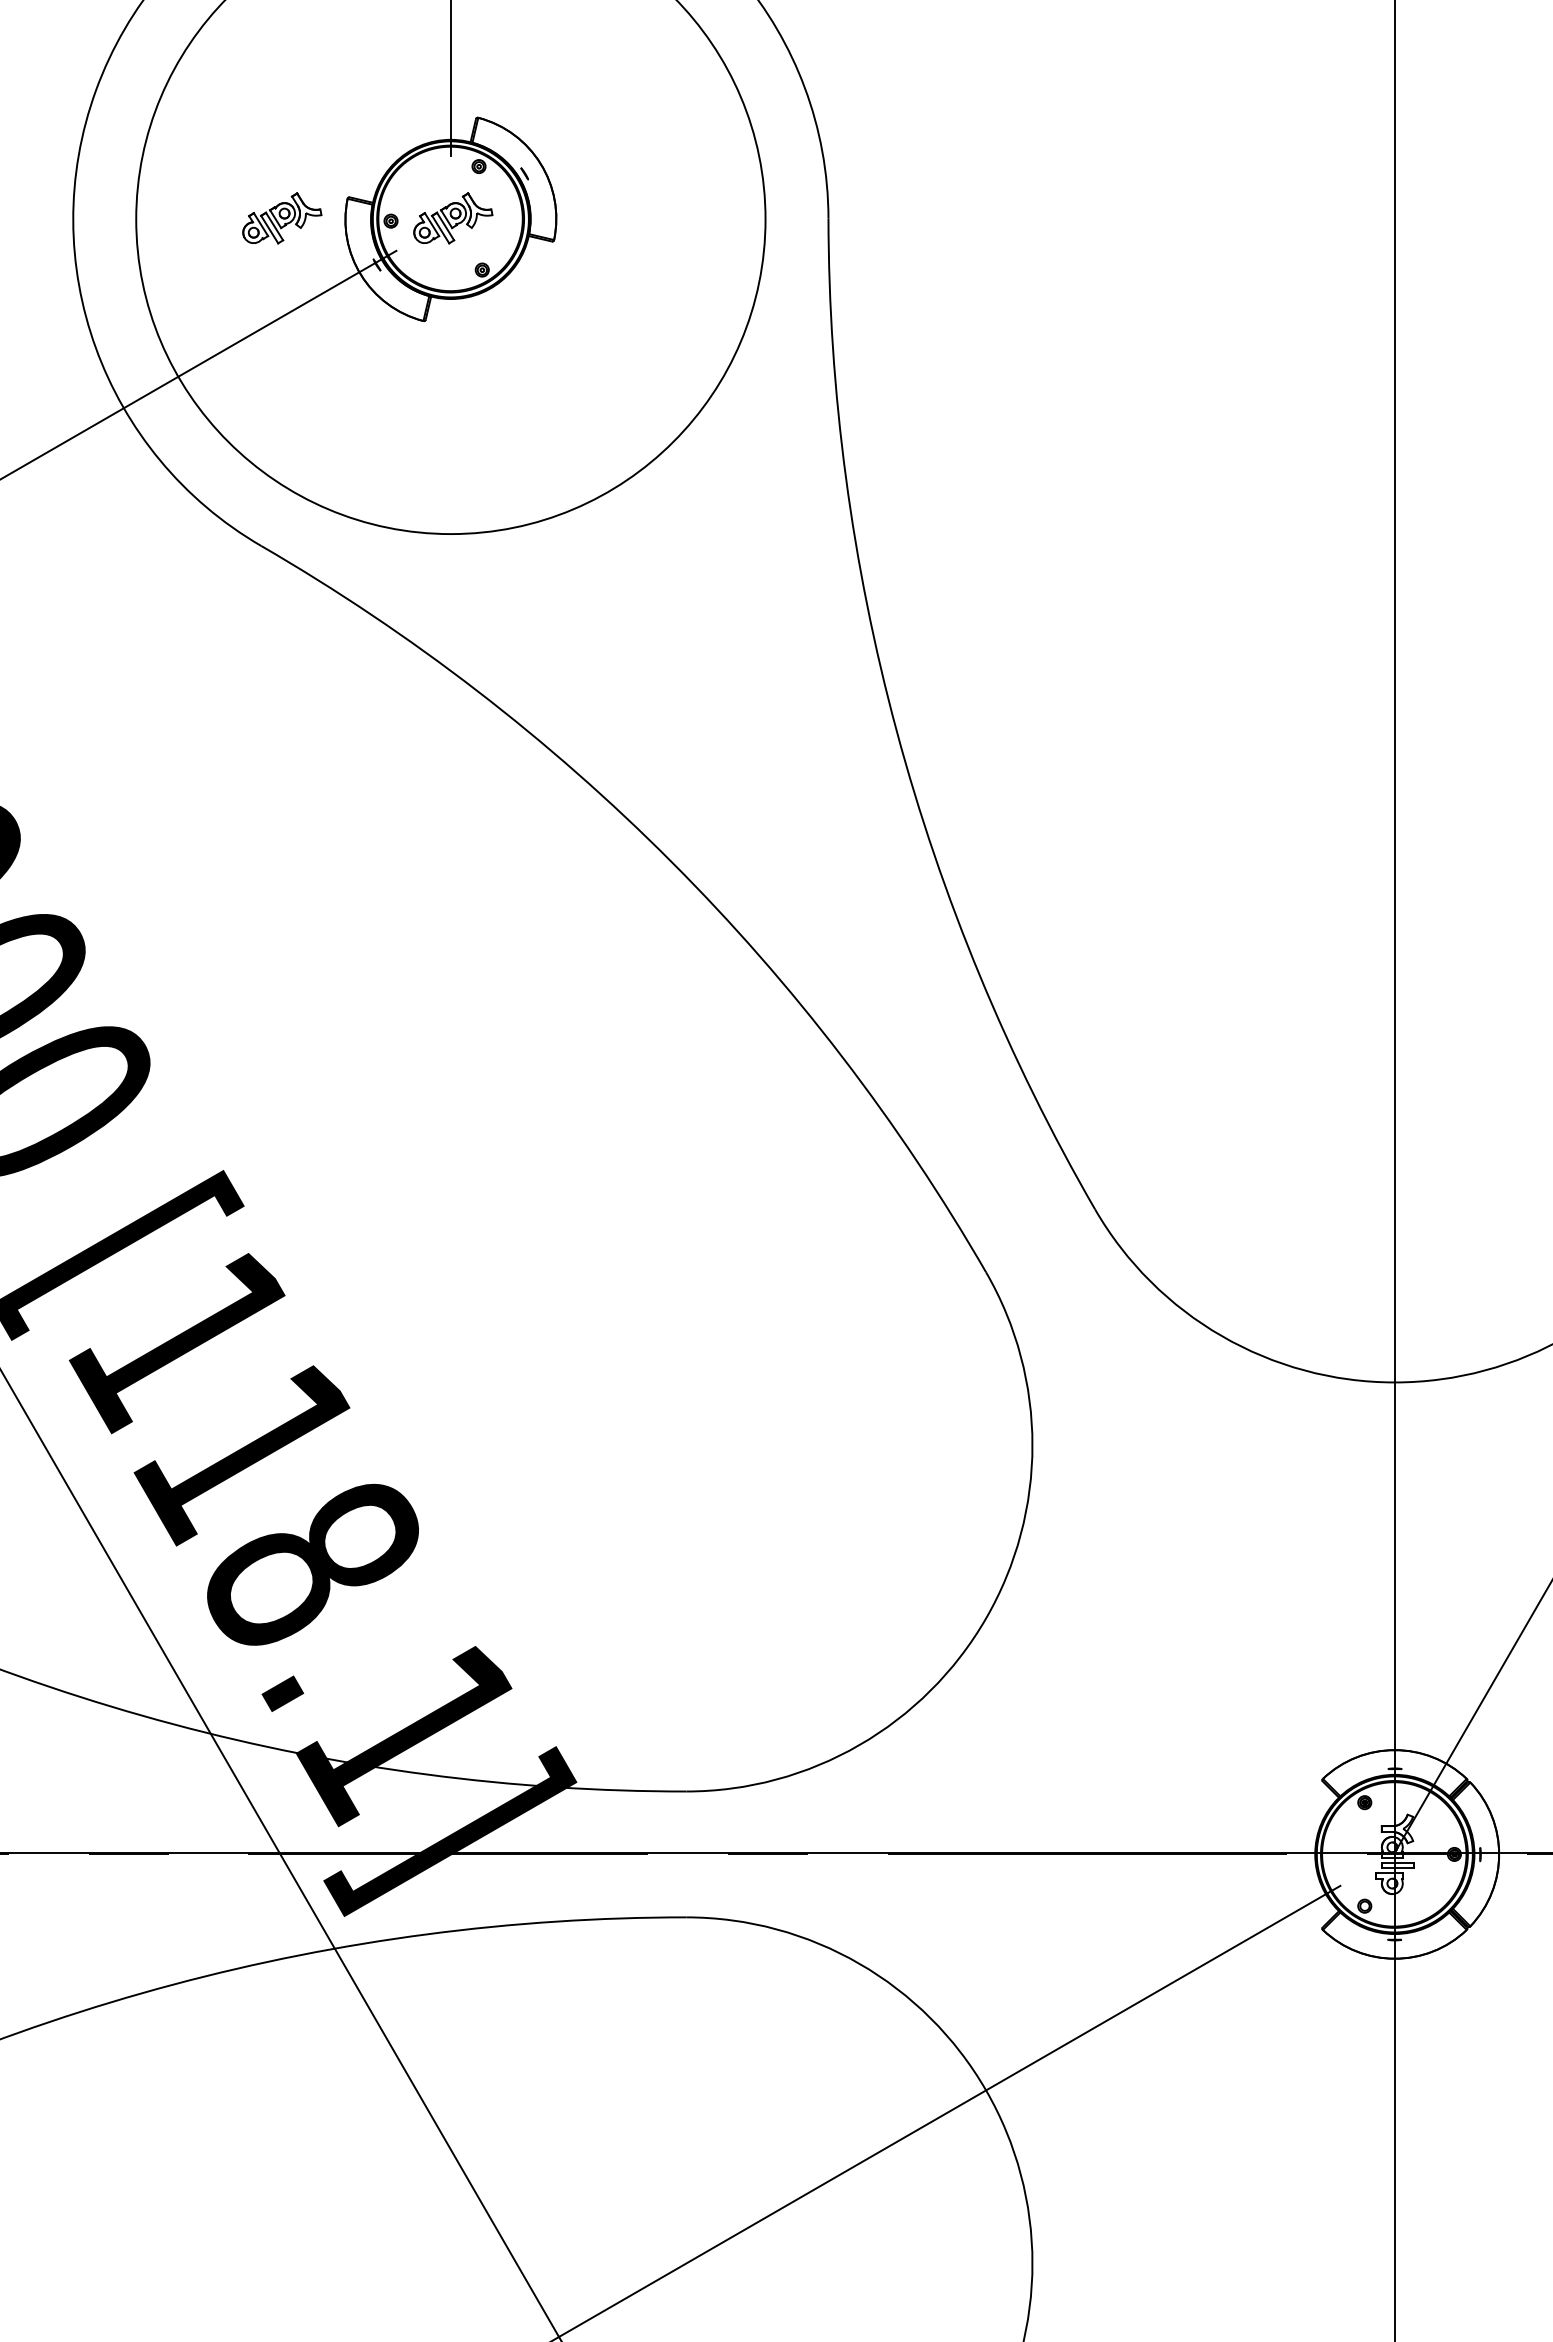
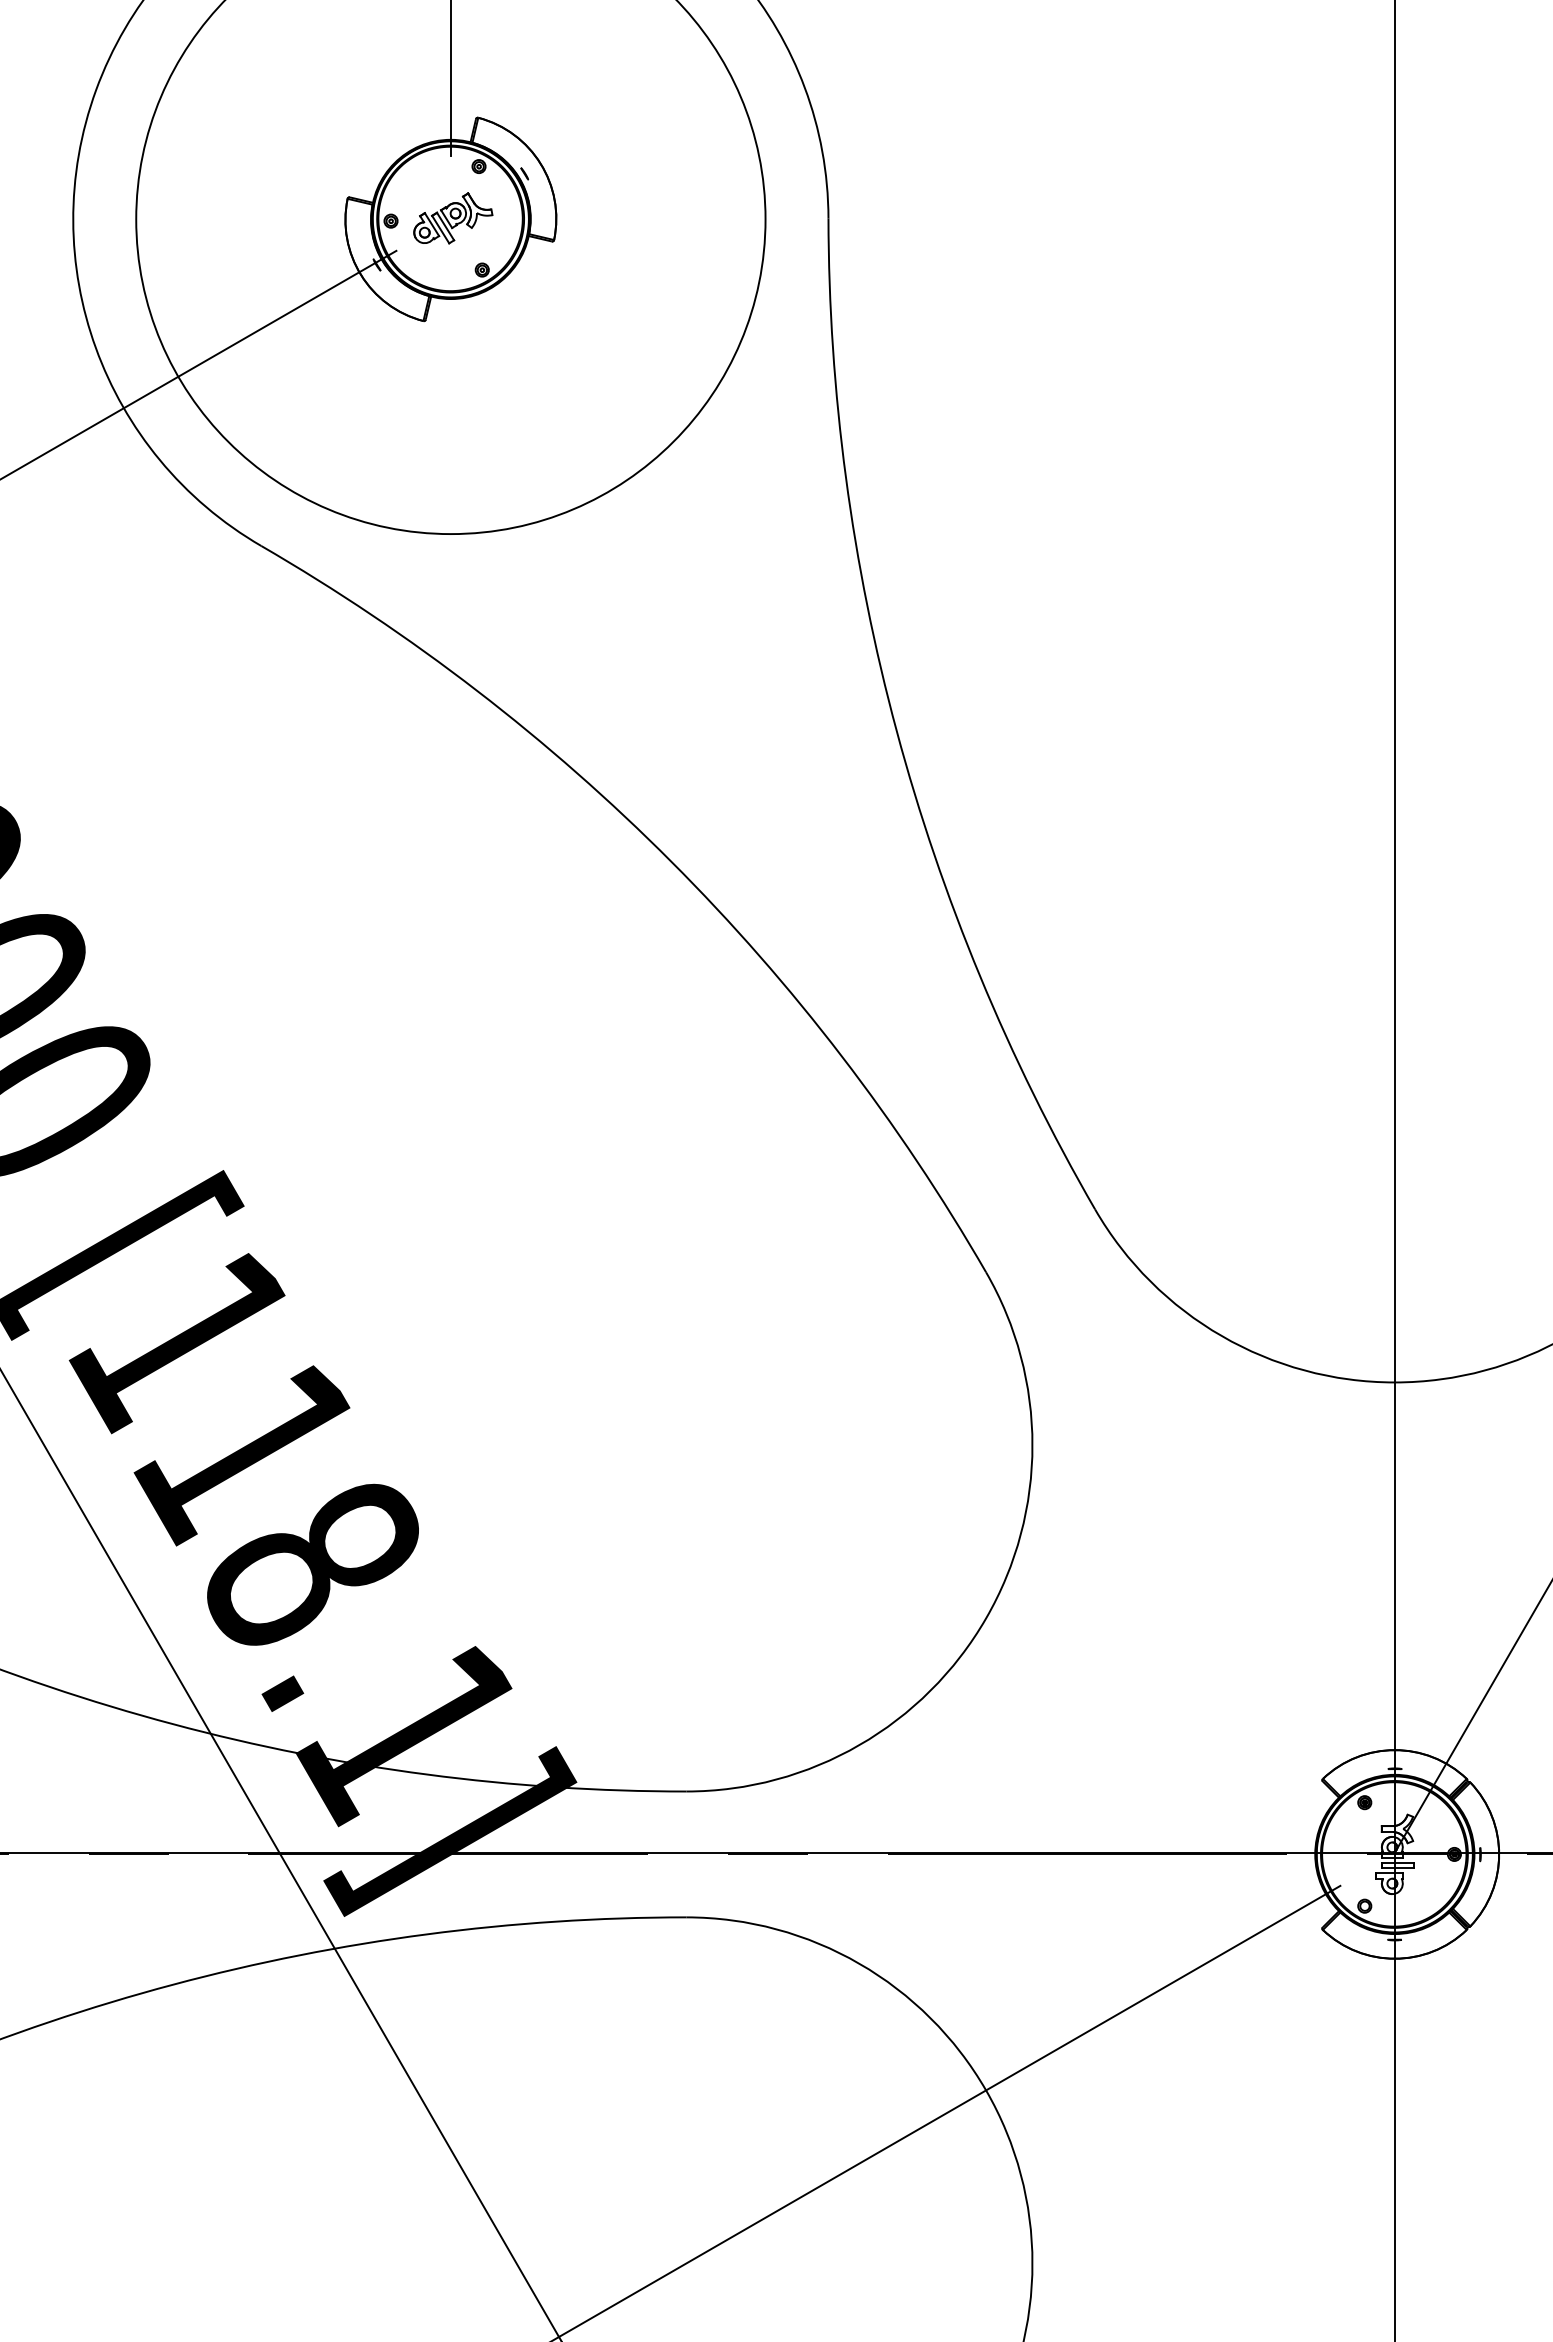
part: present -> none (282, 218)
